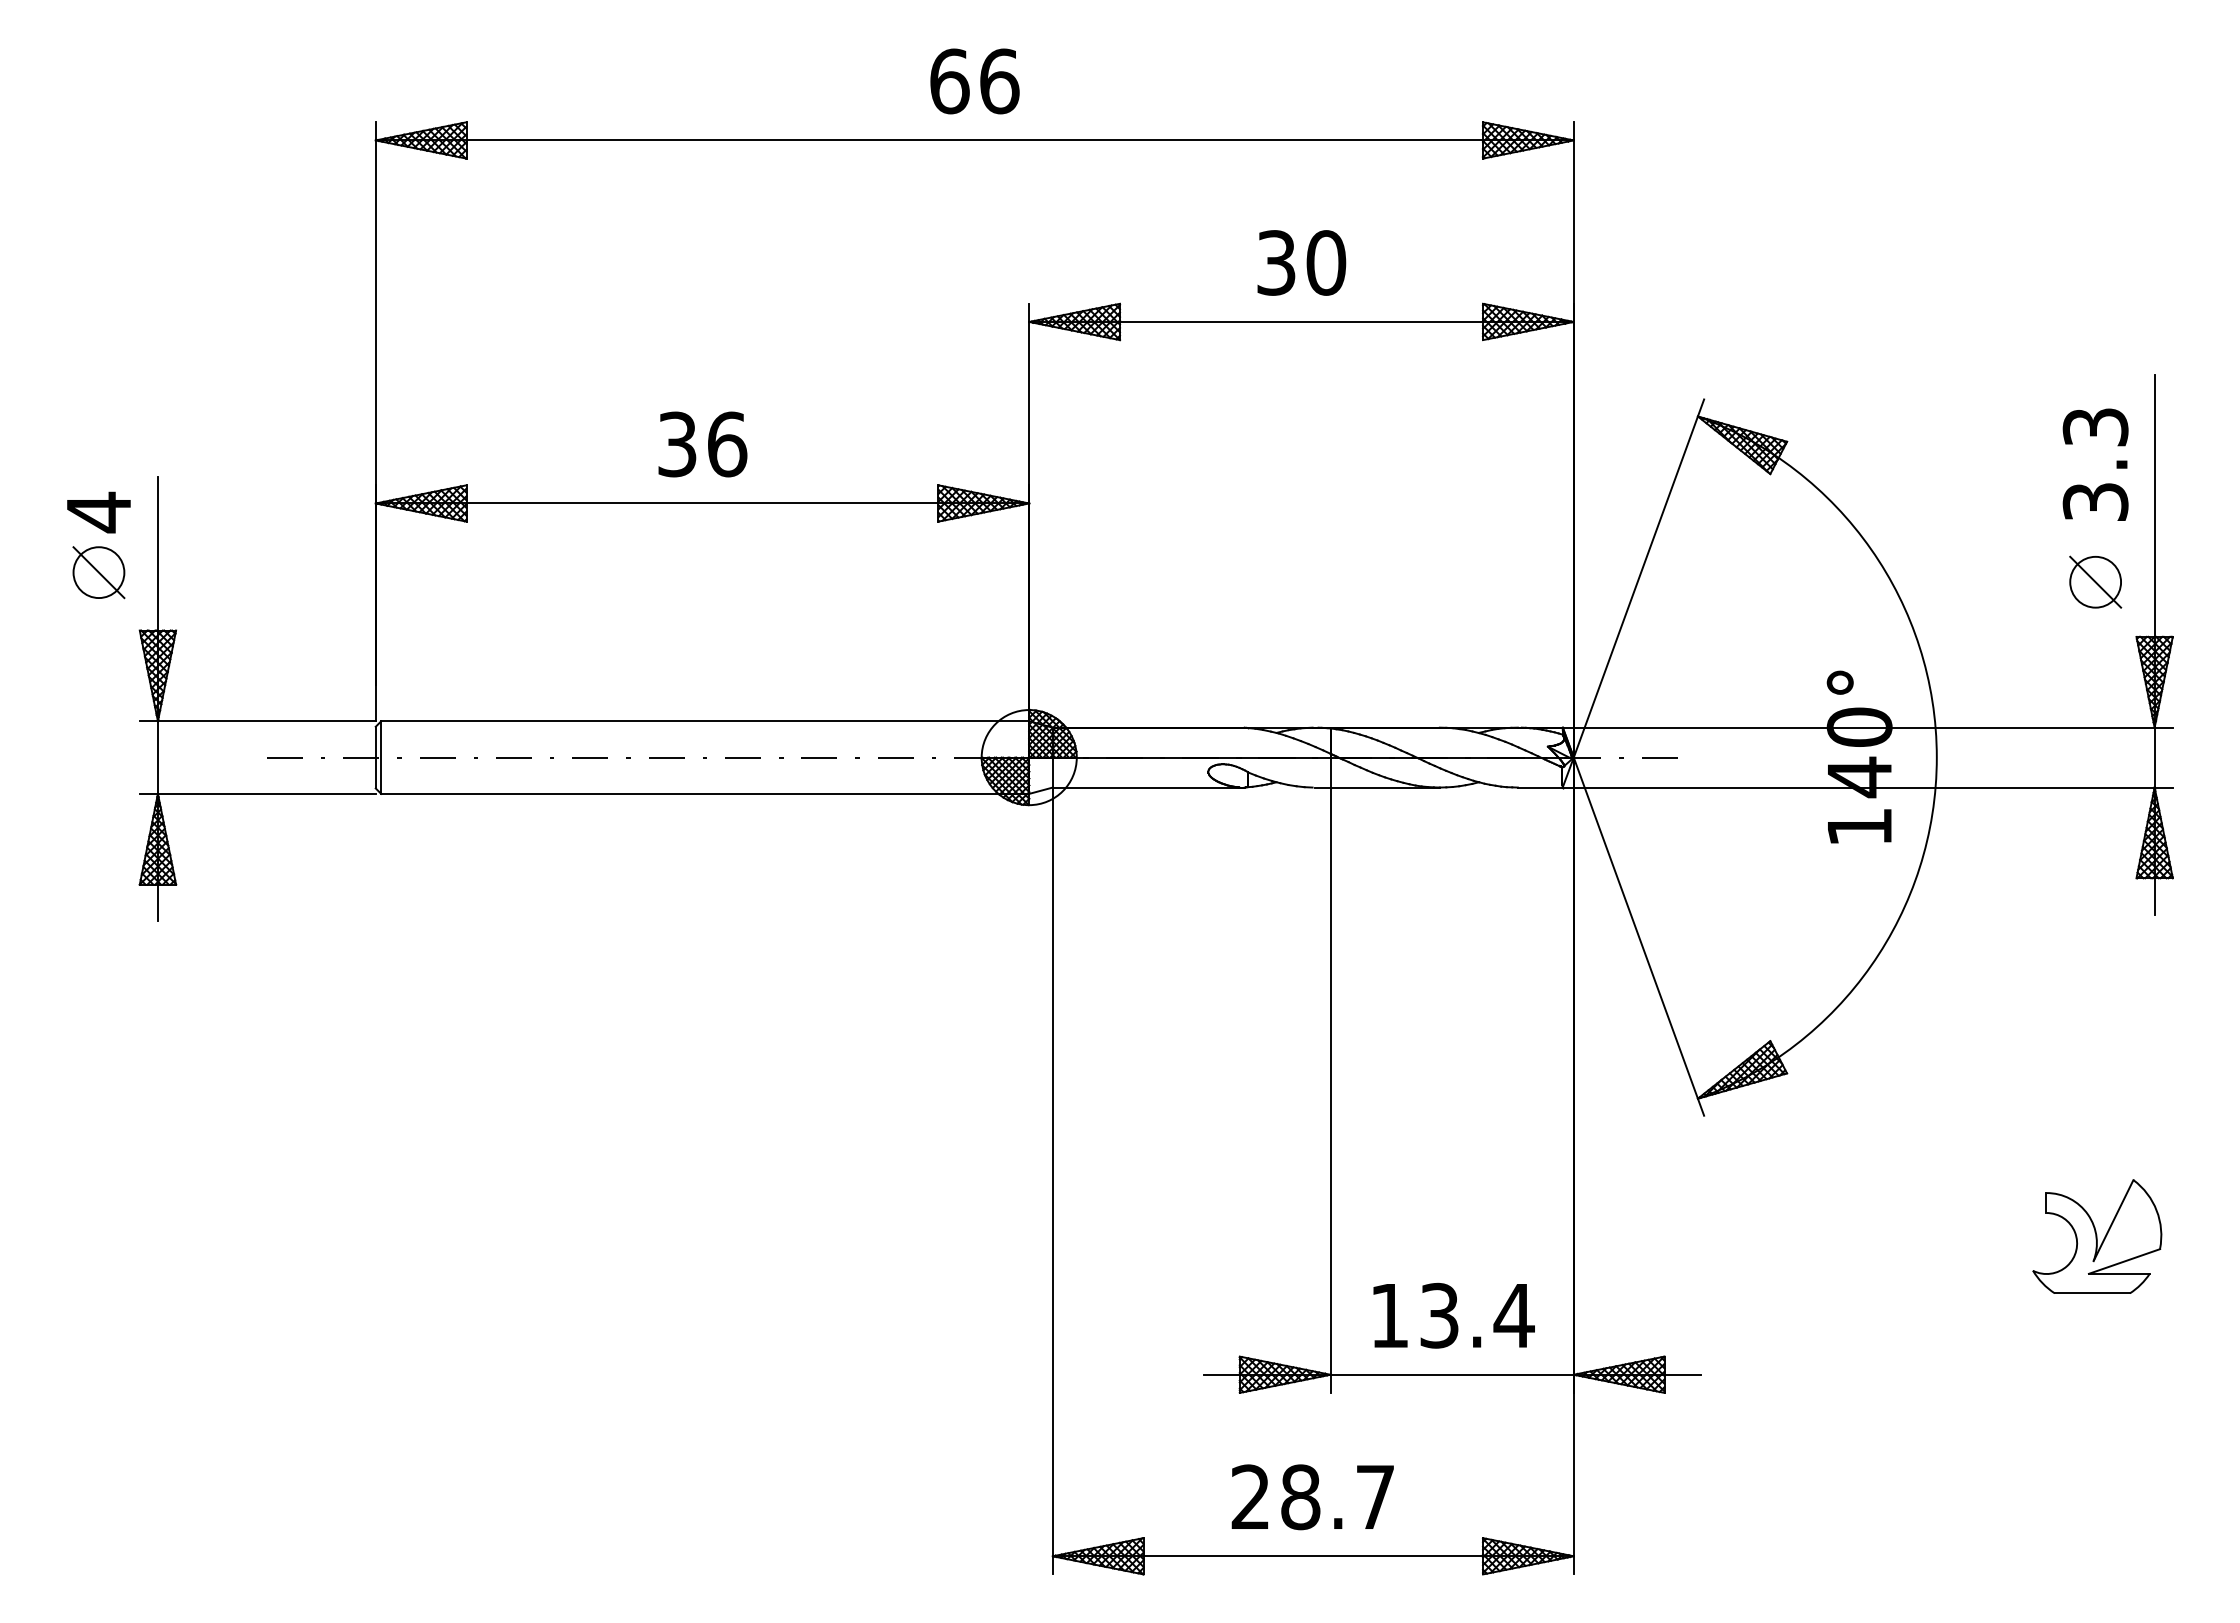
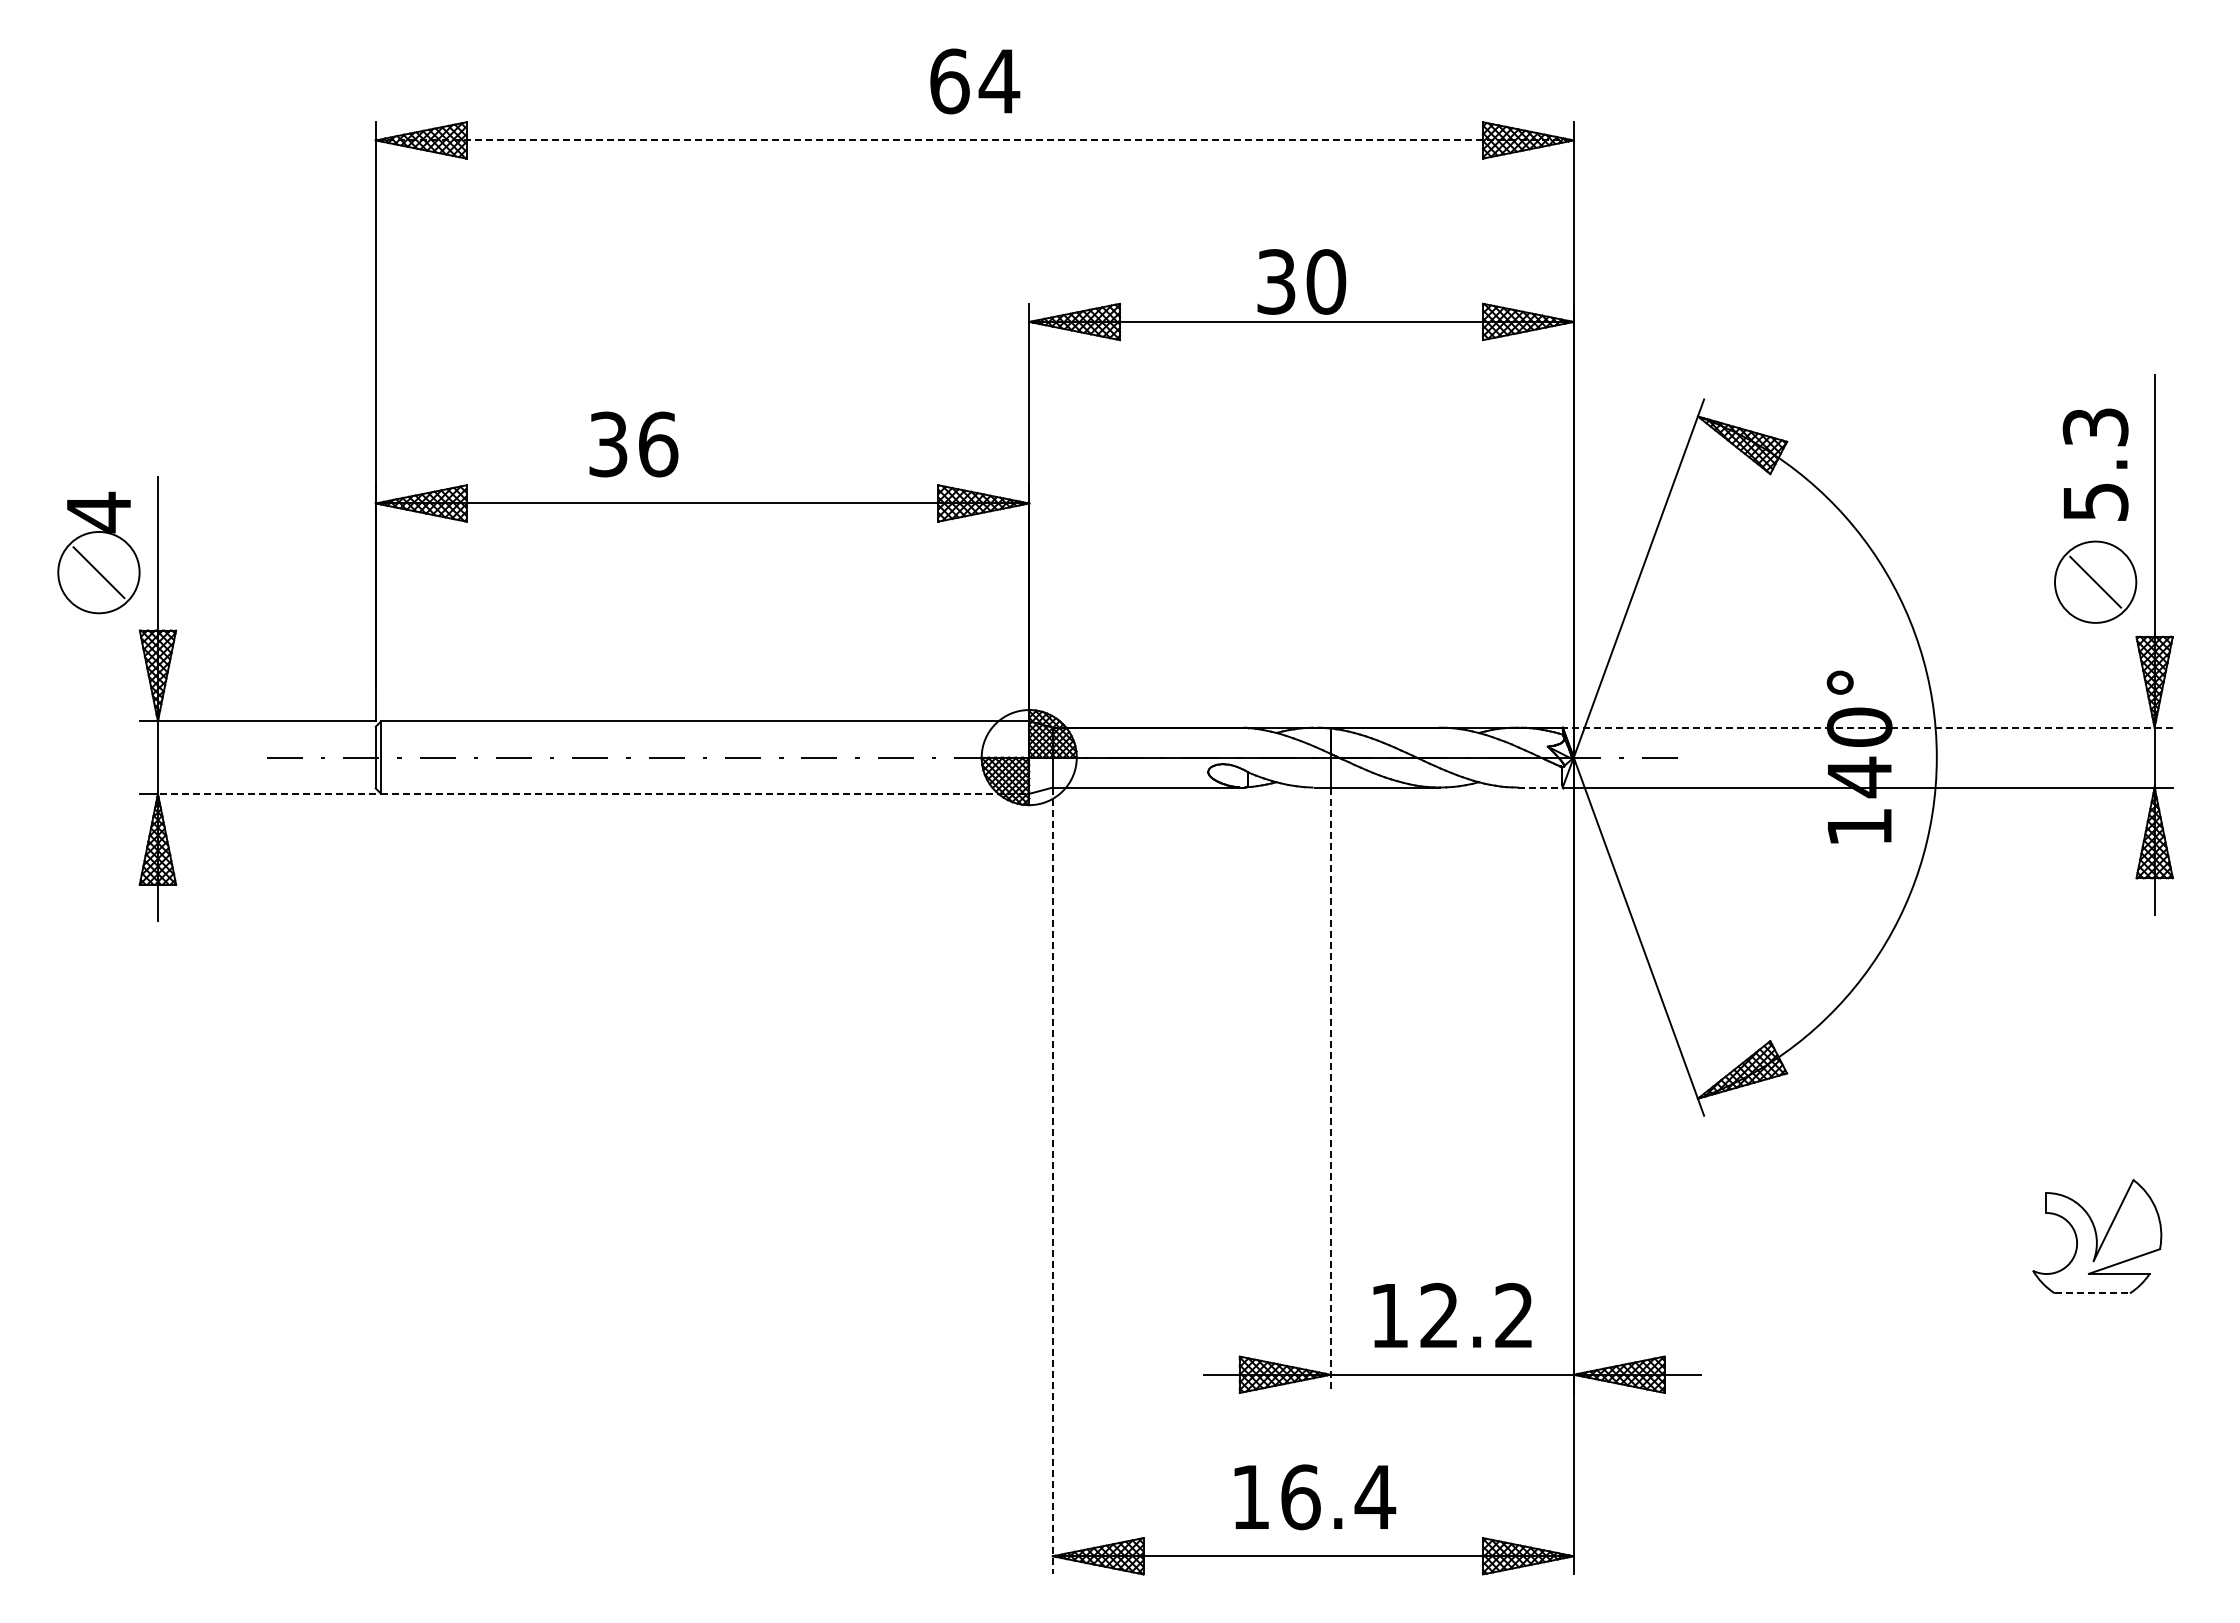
text: 66 -> 64 (999, 81)
line: solid -> dashed (975, 140)
text position: (1301, 262) -> (1301, 281) (1301, 281)
text position: (702, 444) -> (633, 444) (633, 444)
text: 3.3 -> 5.3 (2094, 501)
circle diameter: 51 px -> 81 px (98, 572)
circle diameter: 51 px -> 81 px (2095, 581)
line: solid -> dashed (1867, 727)
line: solid -> dashed (1540, 787)
line: solid -> dashed (266, 793)
line: solid -> dashed (705, 793)
line: solid -> dashed (1330, 1090)
line: solid -> dashed (1052, 1181)
line: solid -> dashed (2092, 1293)
text: 13.4 -> 12.2 (1477, 1315)
text: 28.7 -> 16.4 (1313, 1497)
